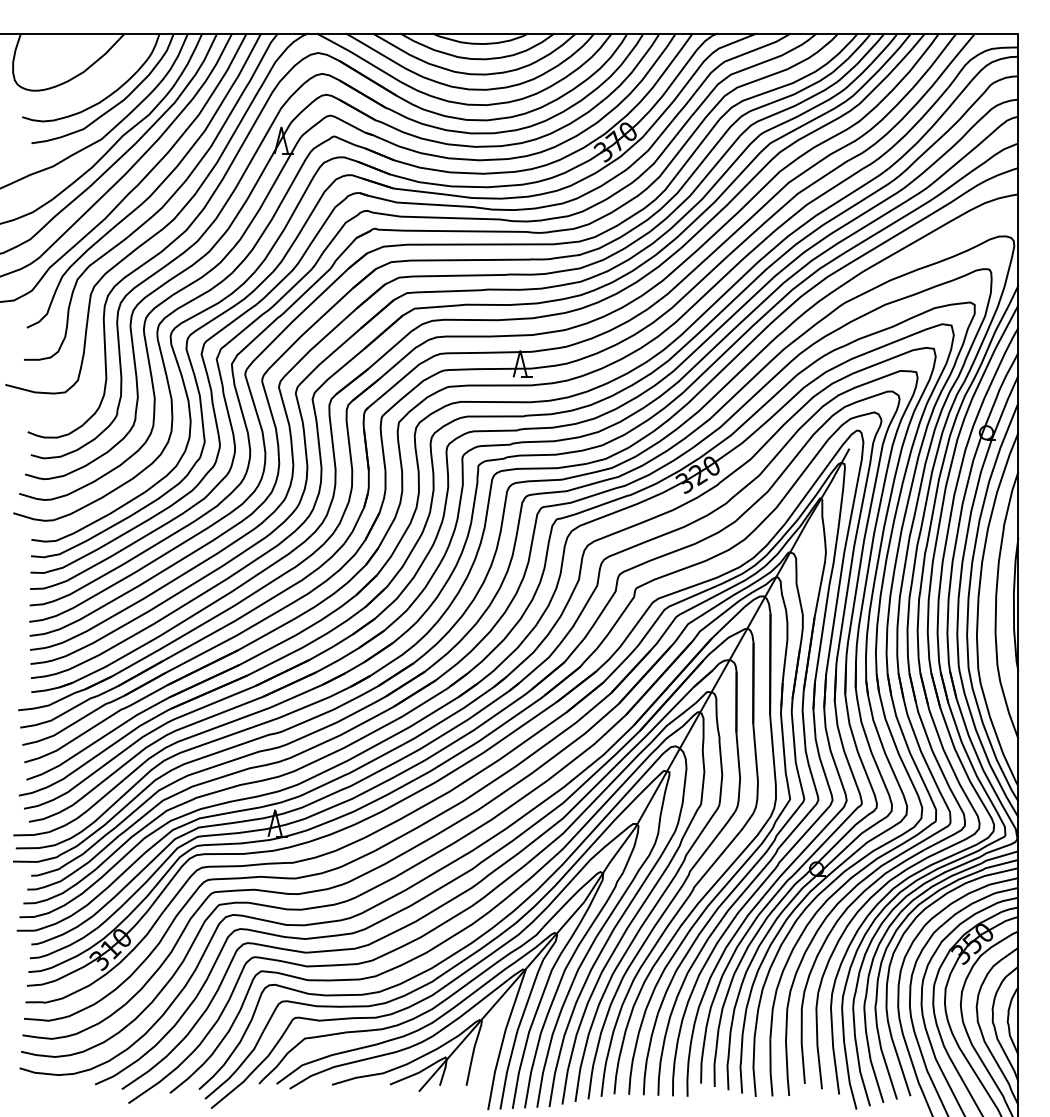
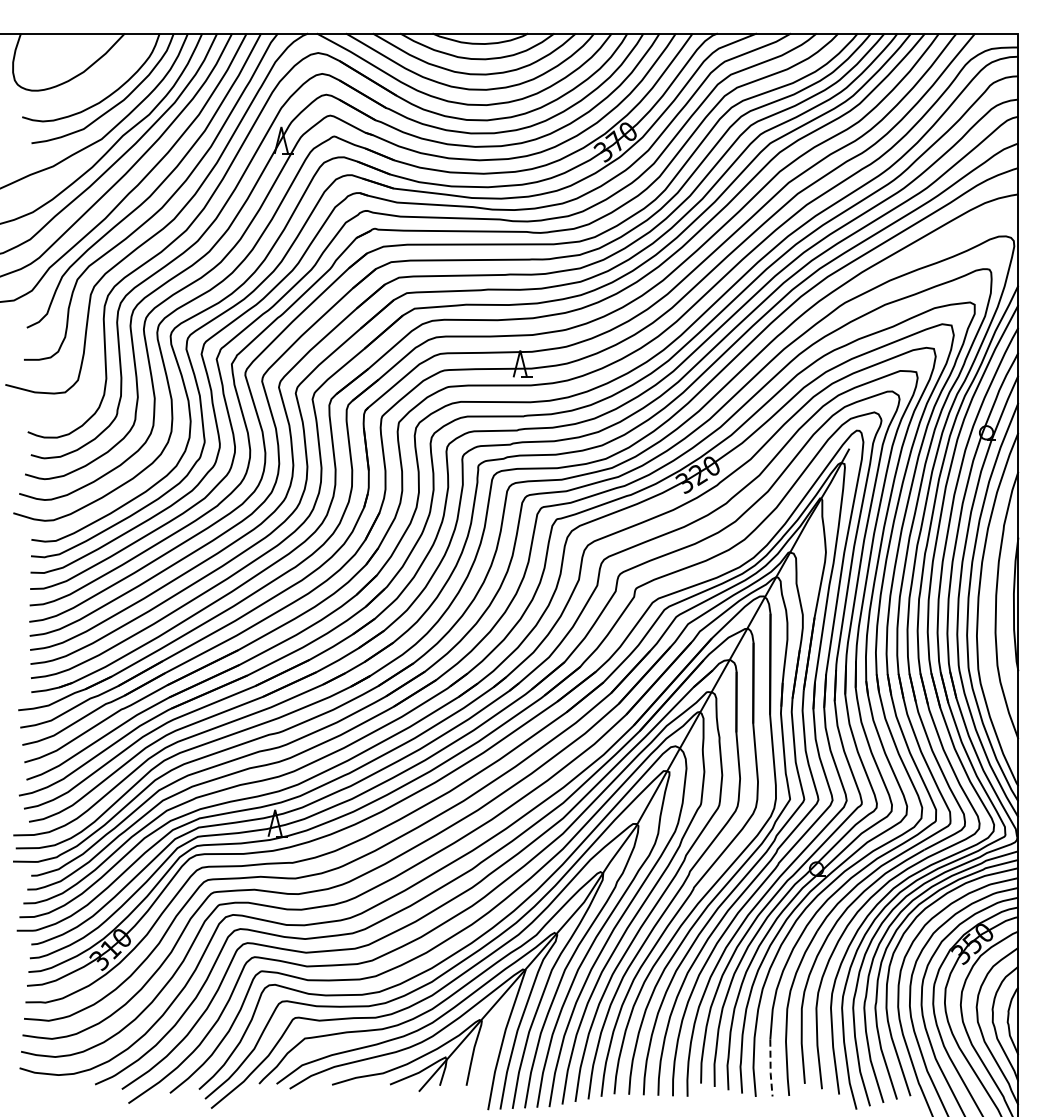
line: solid -> dashed (770, 1069)
